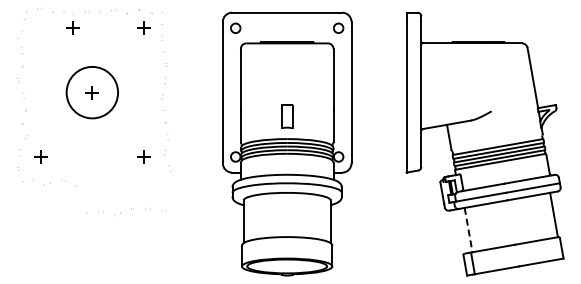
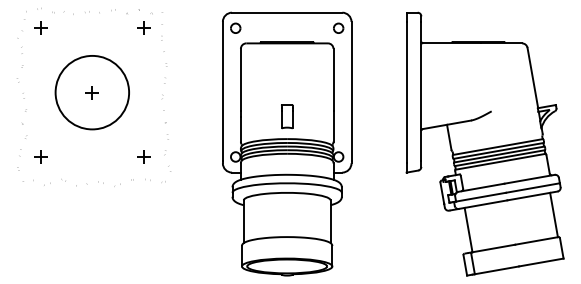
part position: (72, 27) -> (40, 27) (40, 27)
circle diameter: 51 px -> 74 px (92, 92)
part position: (125, 211) -> (125, 182) (125, 182)
line: dashed -> solid (468, 230)
